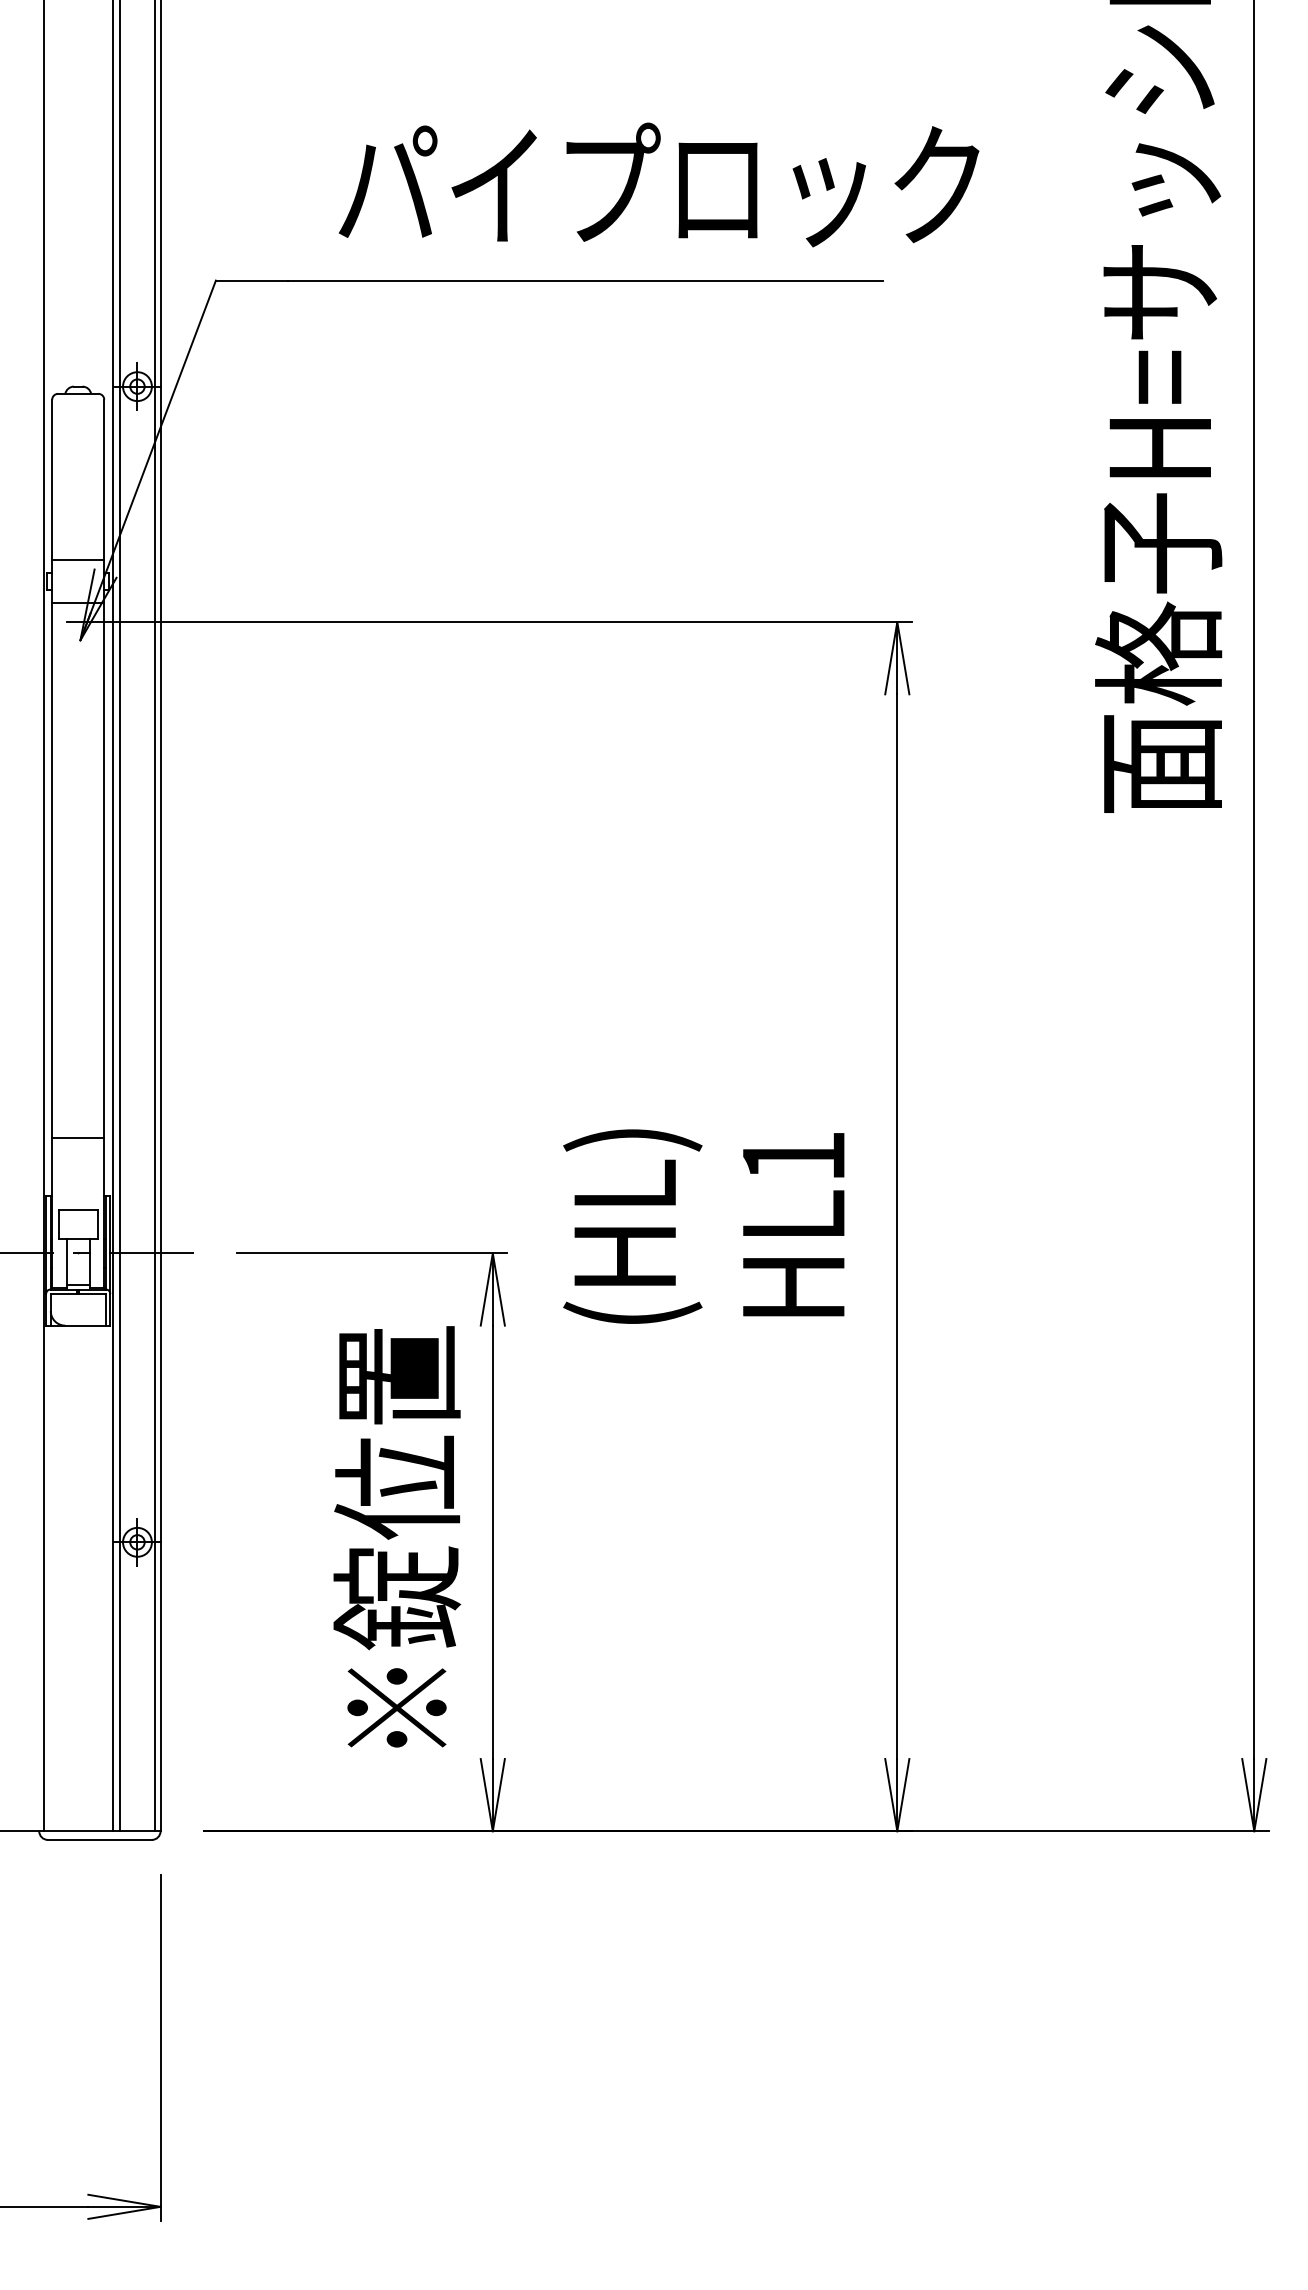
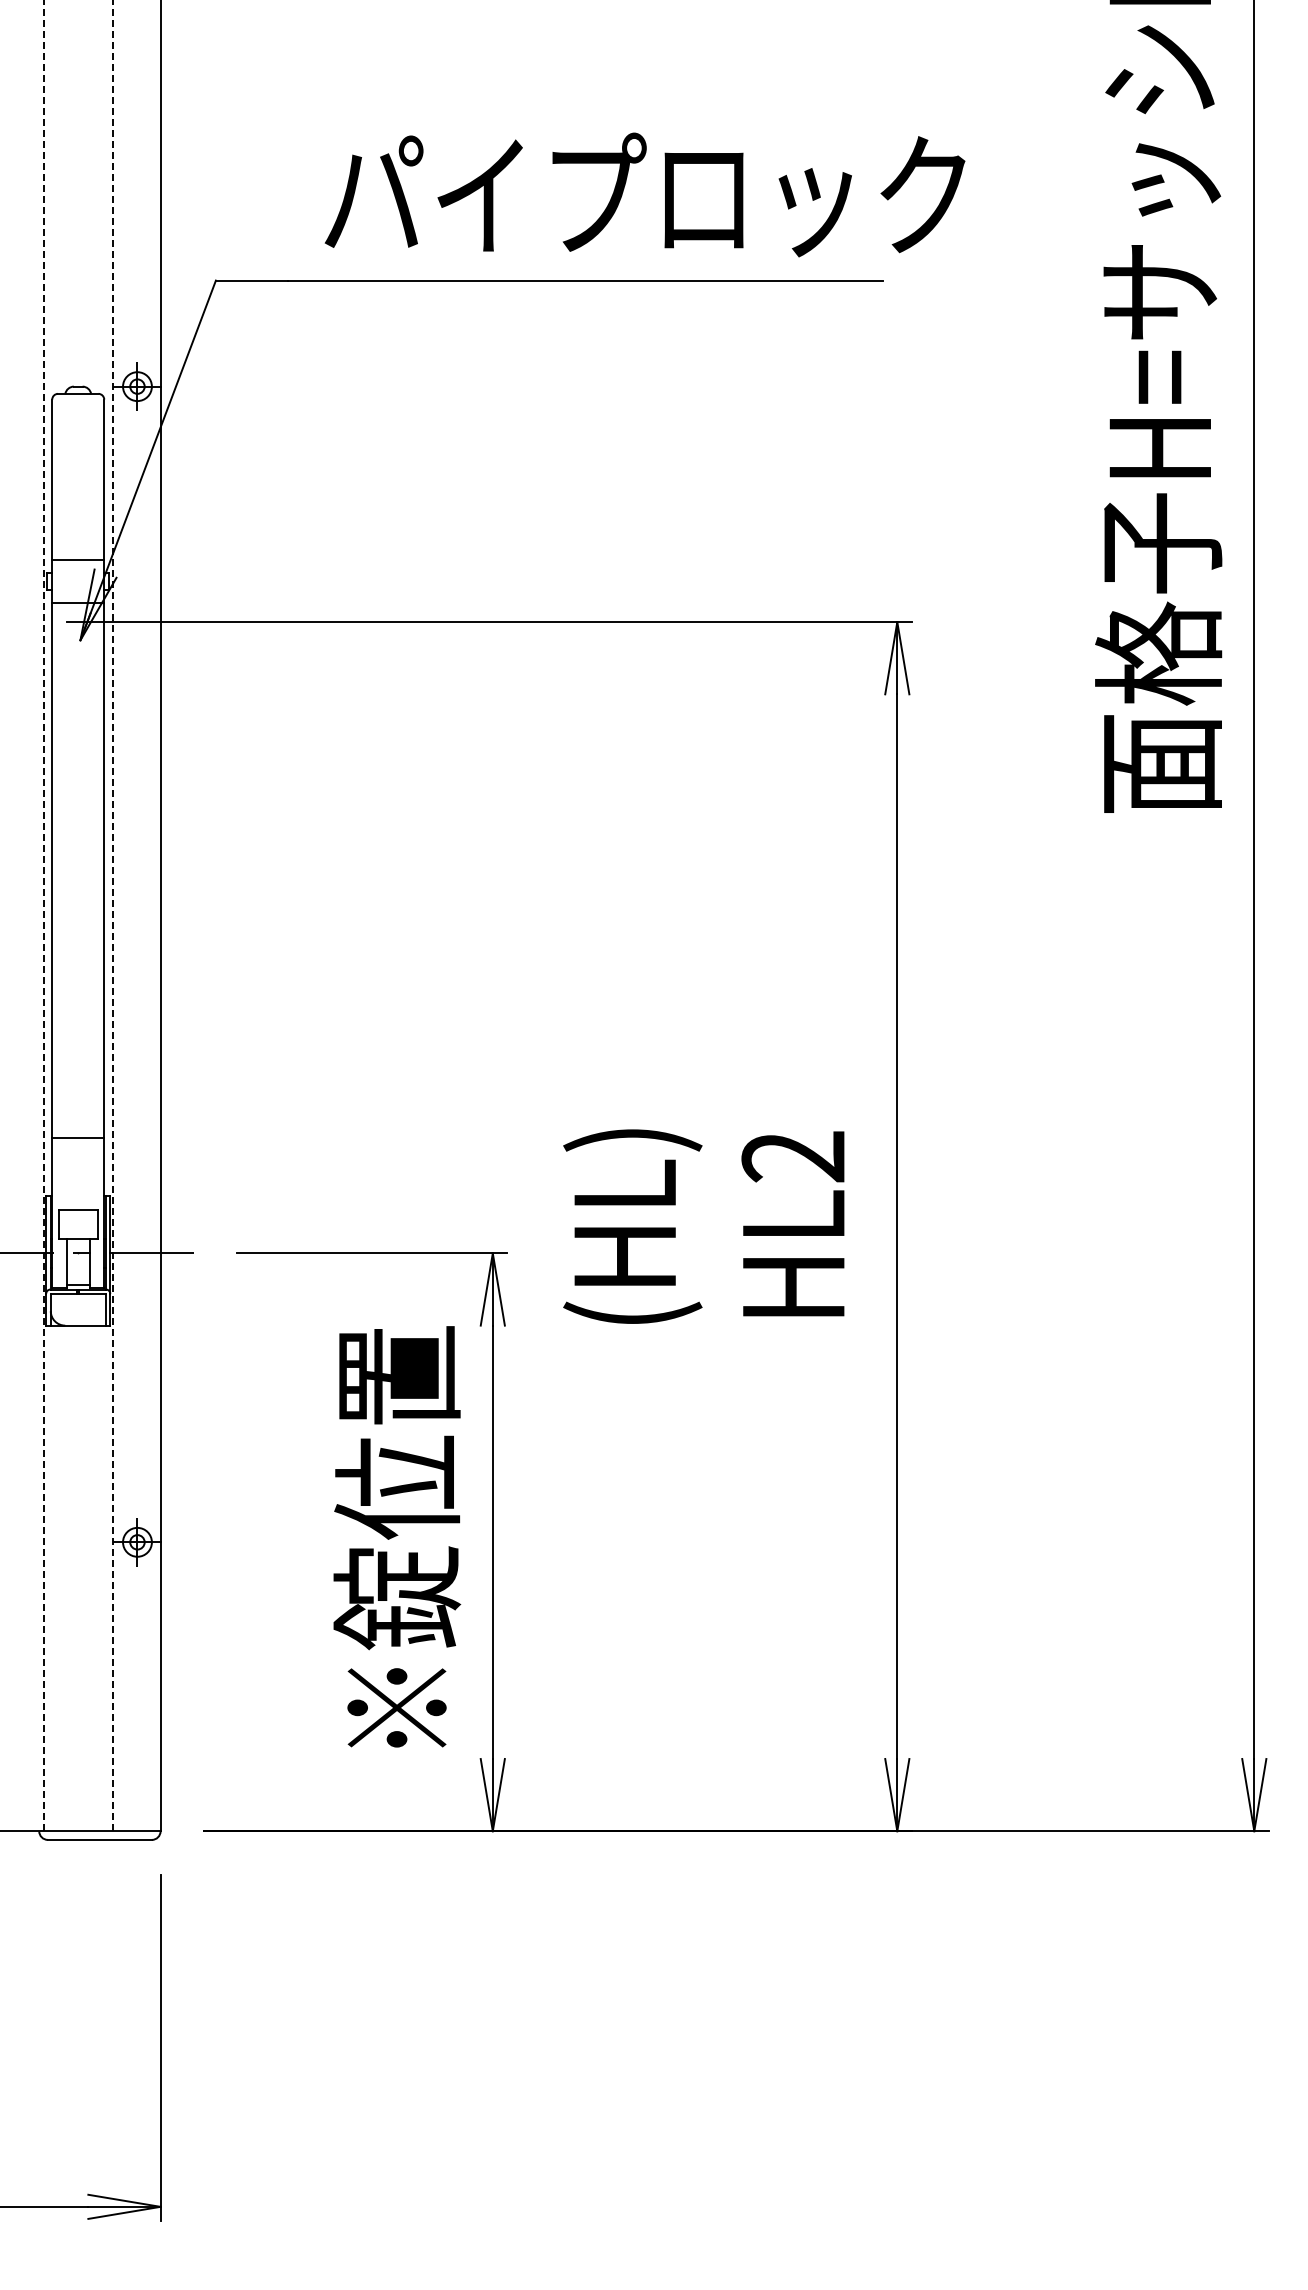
text position: (658, 184) -> (644, 194) (644, 194)
line: solid -> dashed (43, 915)
line: solid -> dashed (112, 915)
line: present -> none (120, 916)
line: present -> none (154, 916)
text: HL1 -> HL2 (792, 1156)
